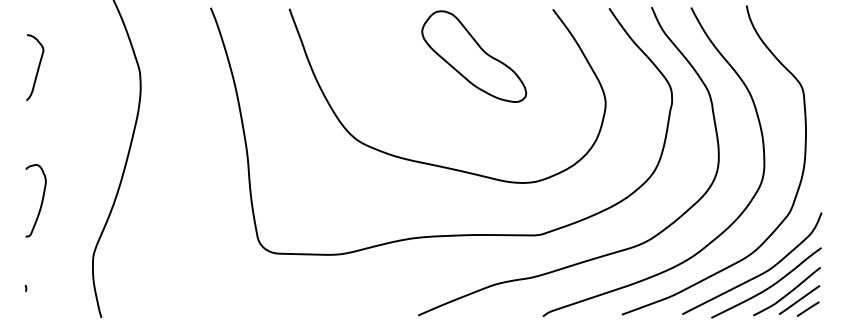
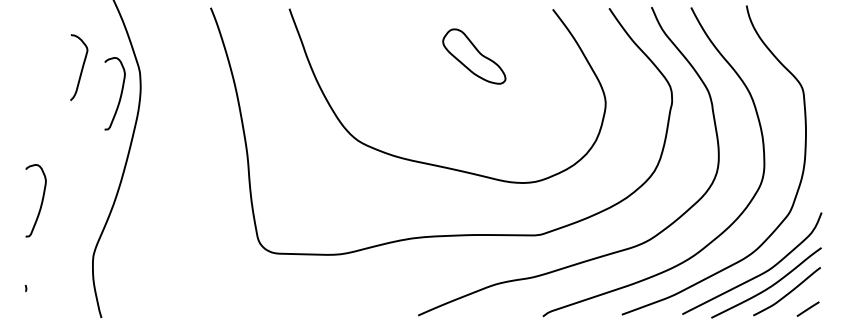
part size: 107x93 px -> 65x57 px (474, 56)
curve position: (37, 67) -> (81, 67) (81, 67)
curve: none -> present (120, 93)
line: present -> none (799, 299)
